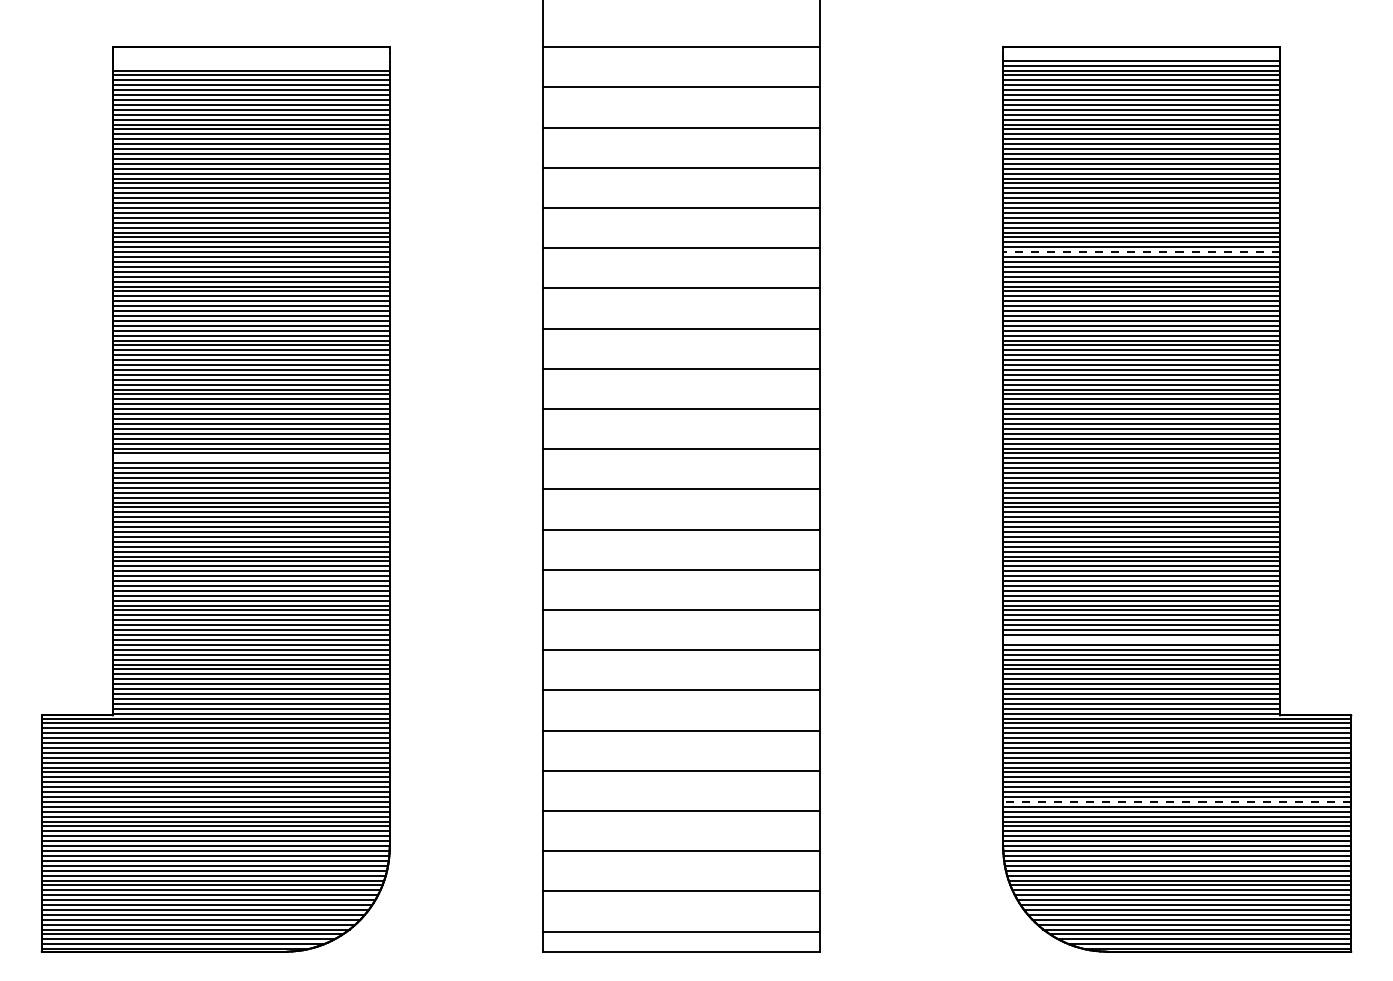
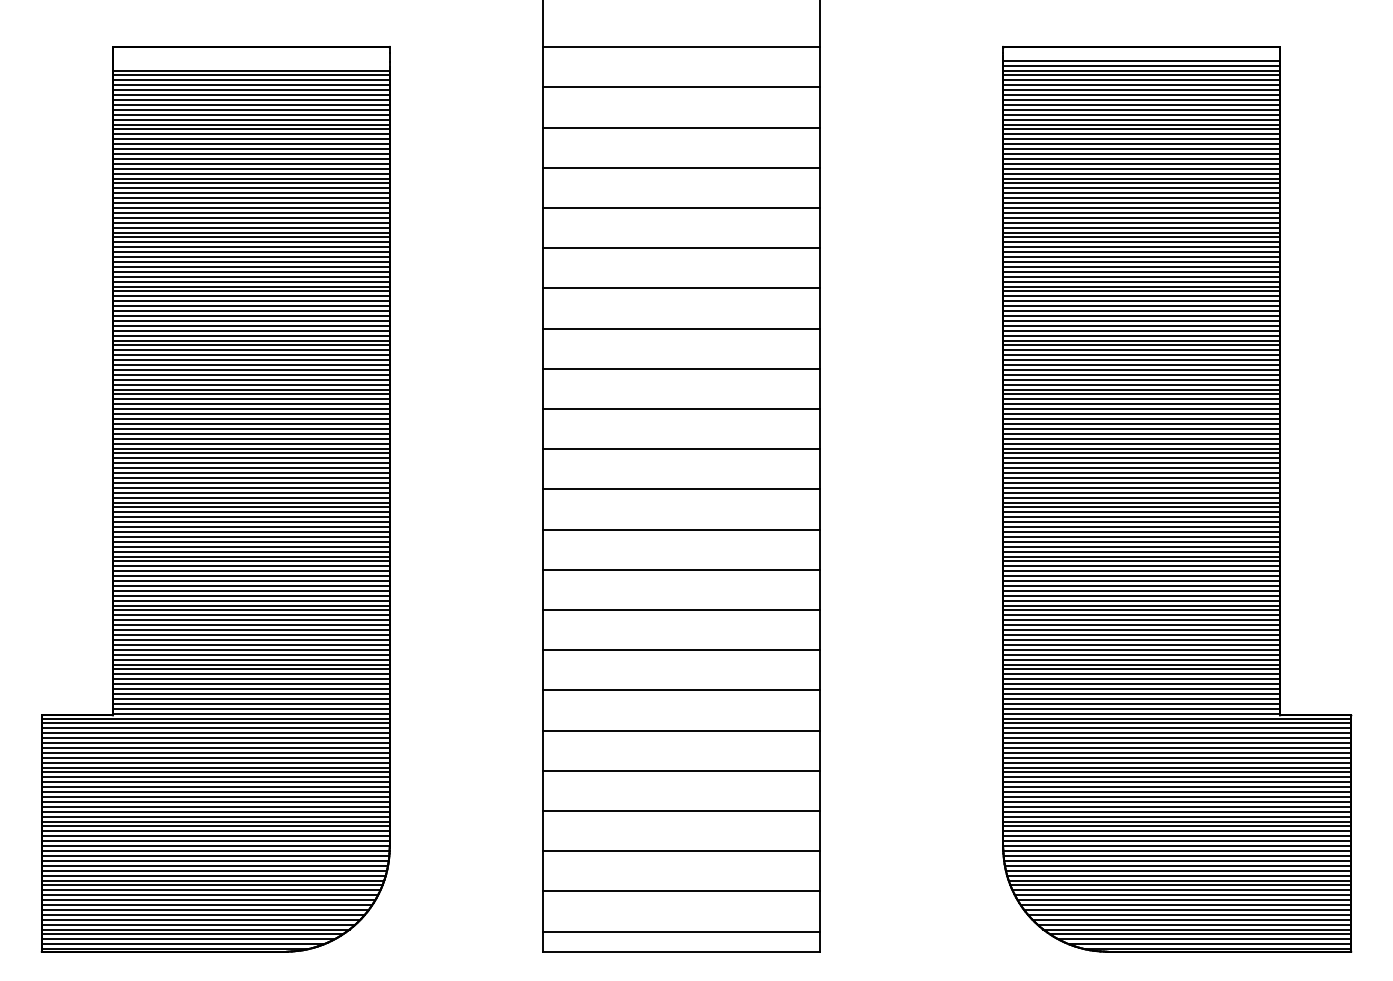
line: dashed -> solid (1141, 252)
line: none -> present (251, 458)
line: none -> present (1141, 640)
line: dashed -> solid (1177, 801)
